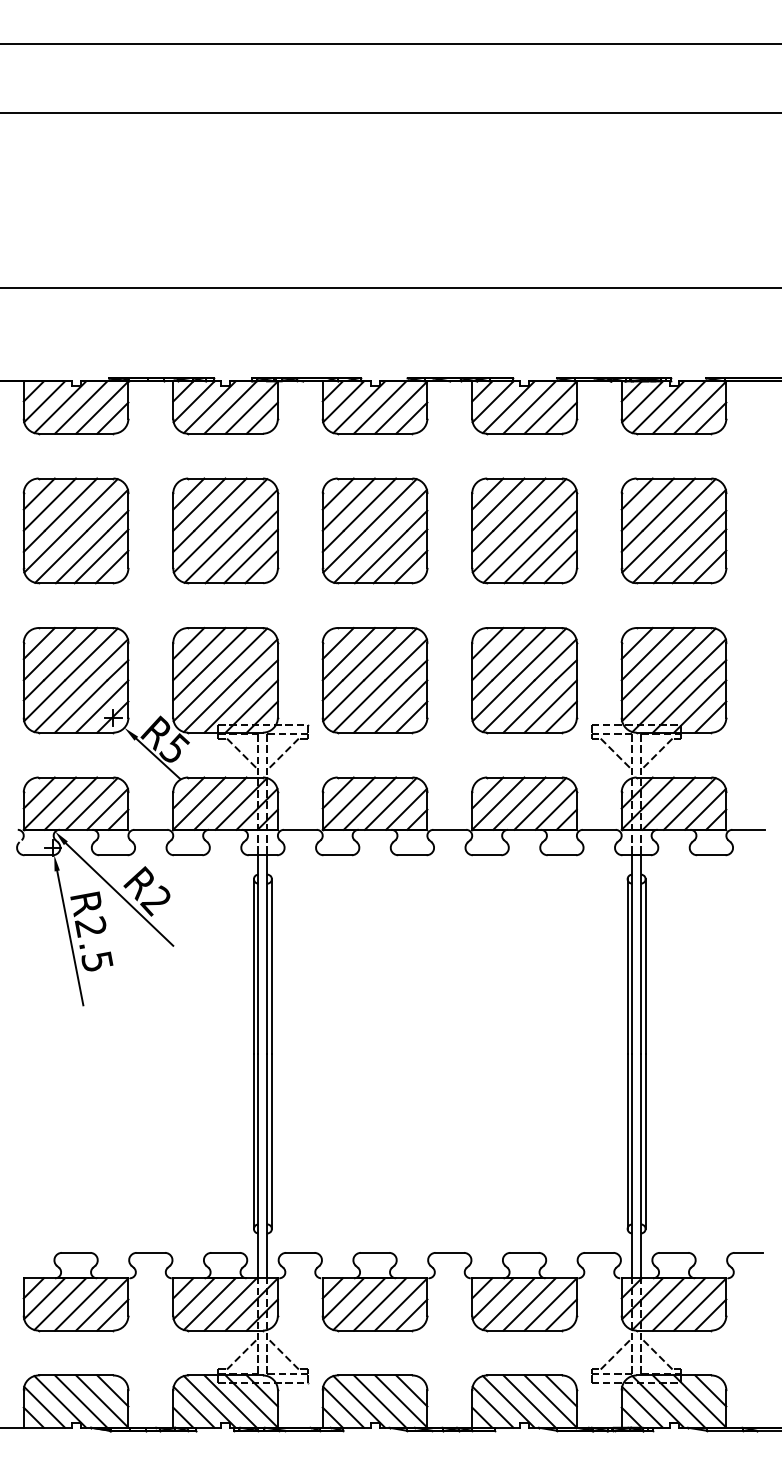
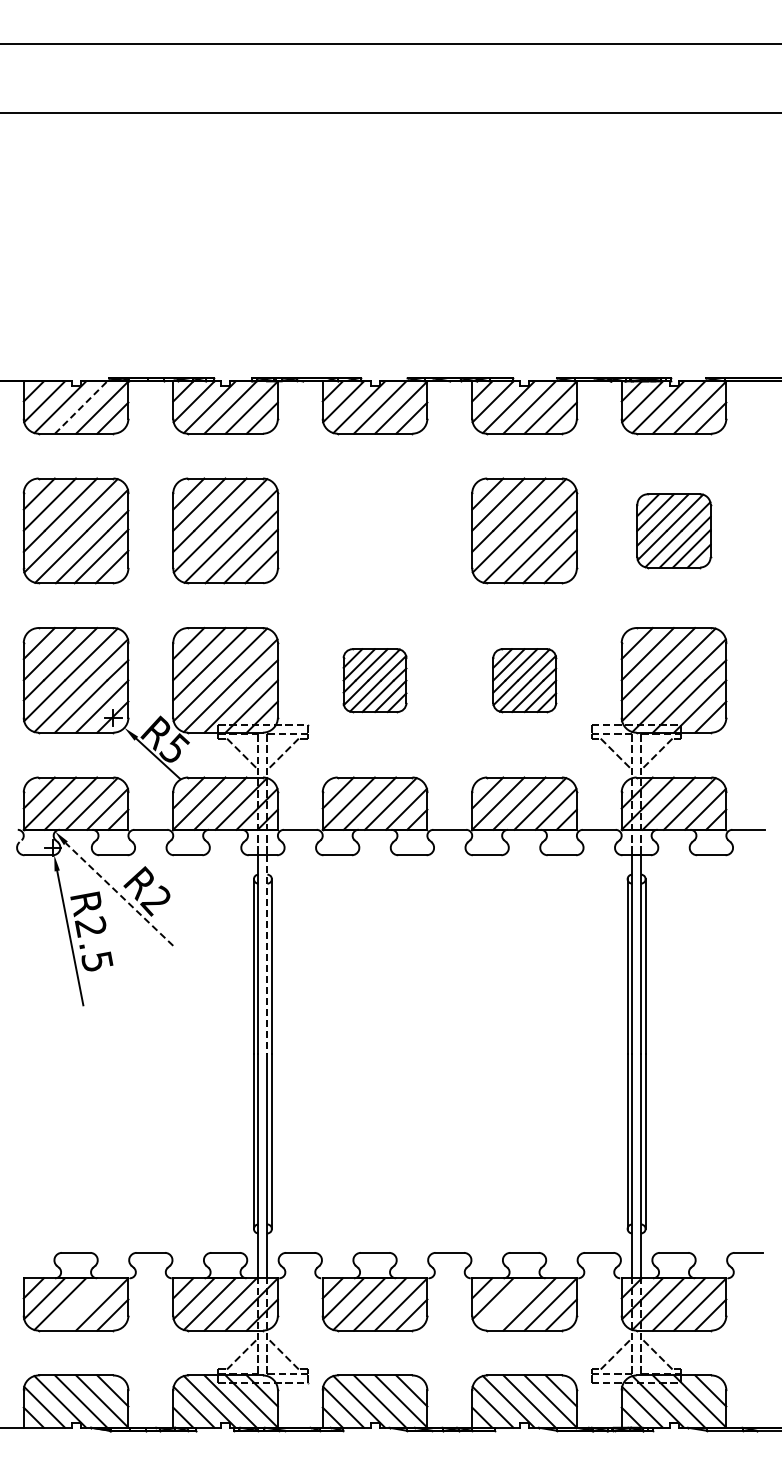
line: present -> none (390, 288)
line: solid -> dashed (81, 407)
part: present -> none (374, 530)
part size: 108x108 px -> 77x77 px (674, 531)
part size: 108x108 px -> 66x66 px (374, 680)
part size: 108x108 px -> 66x66 px (524, 680)
line: solid -> dashed (119, 894)
line: solid -> dashed (267, 955)
line: present -> none (508, 1303)
line: present -> none (81, 1304)
